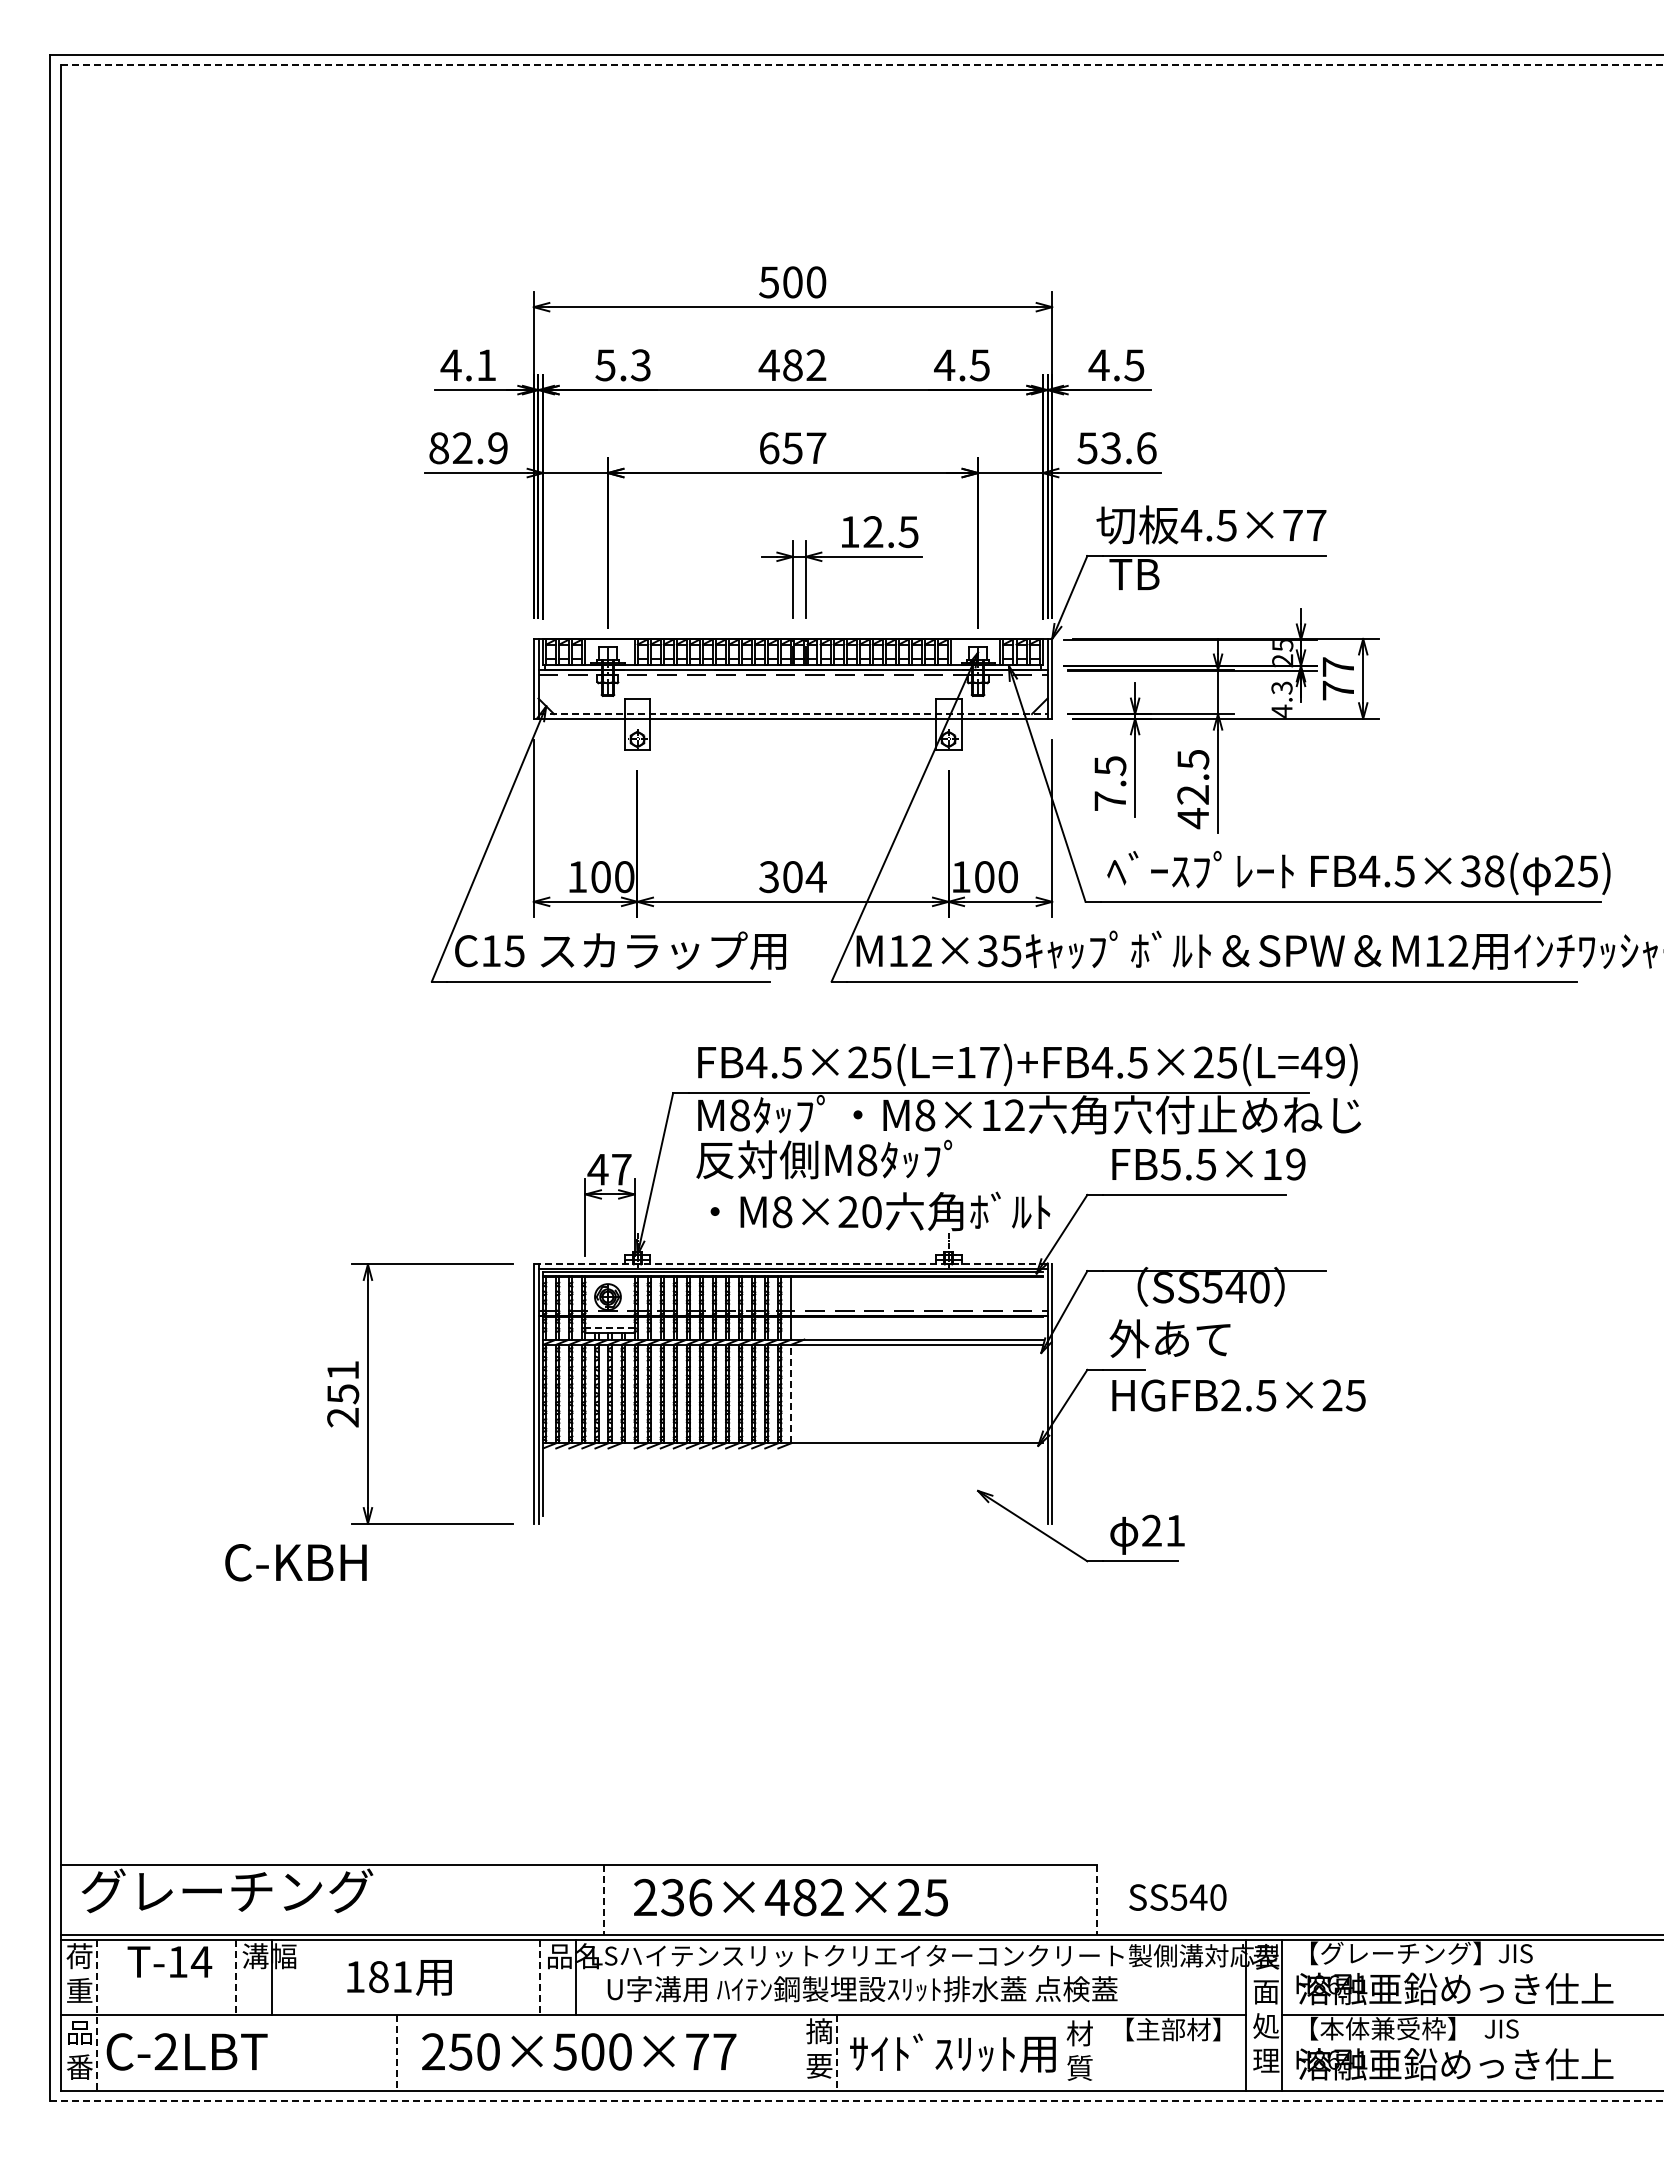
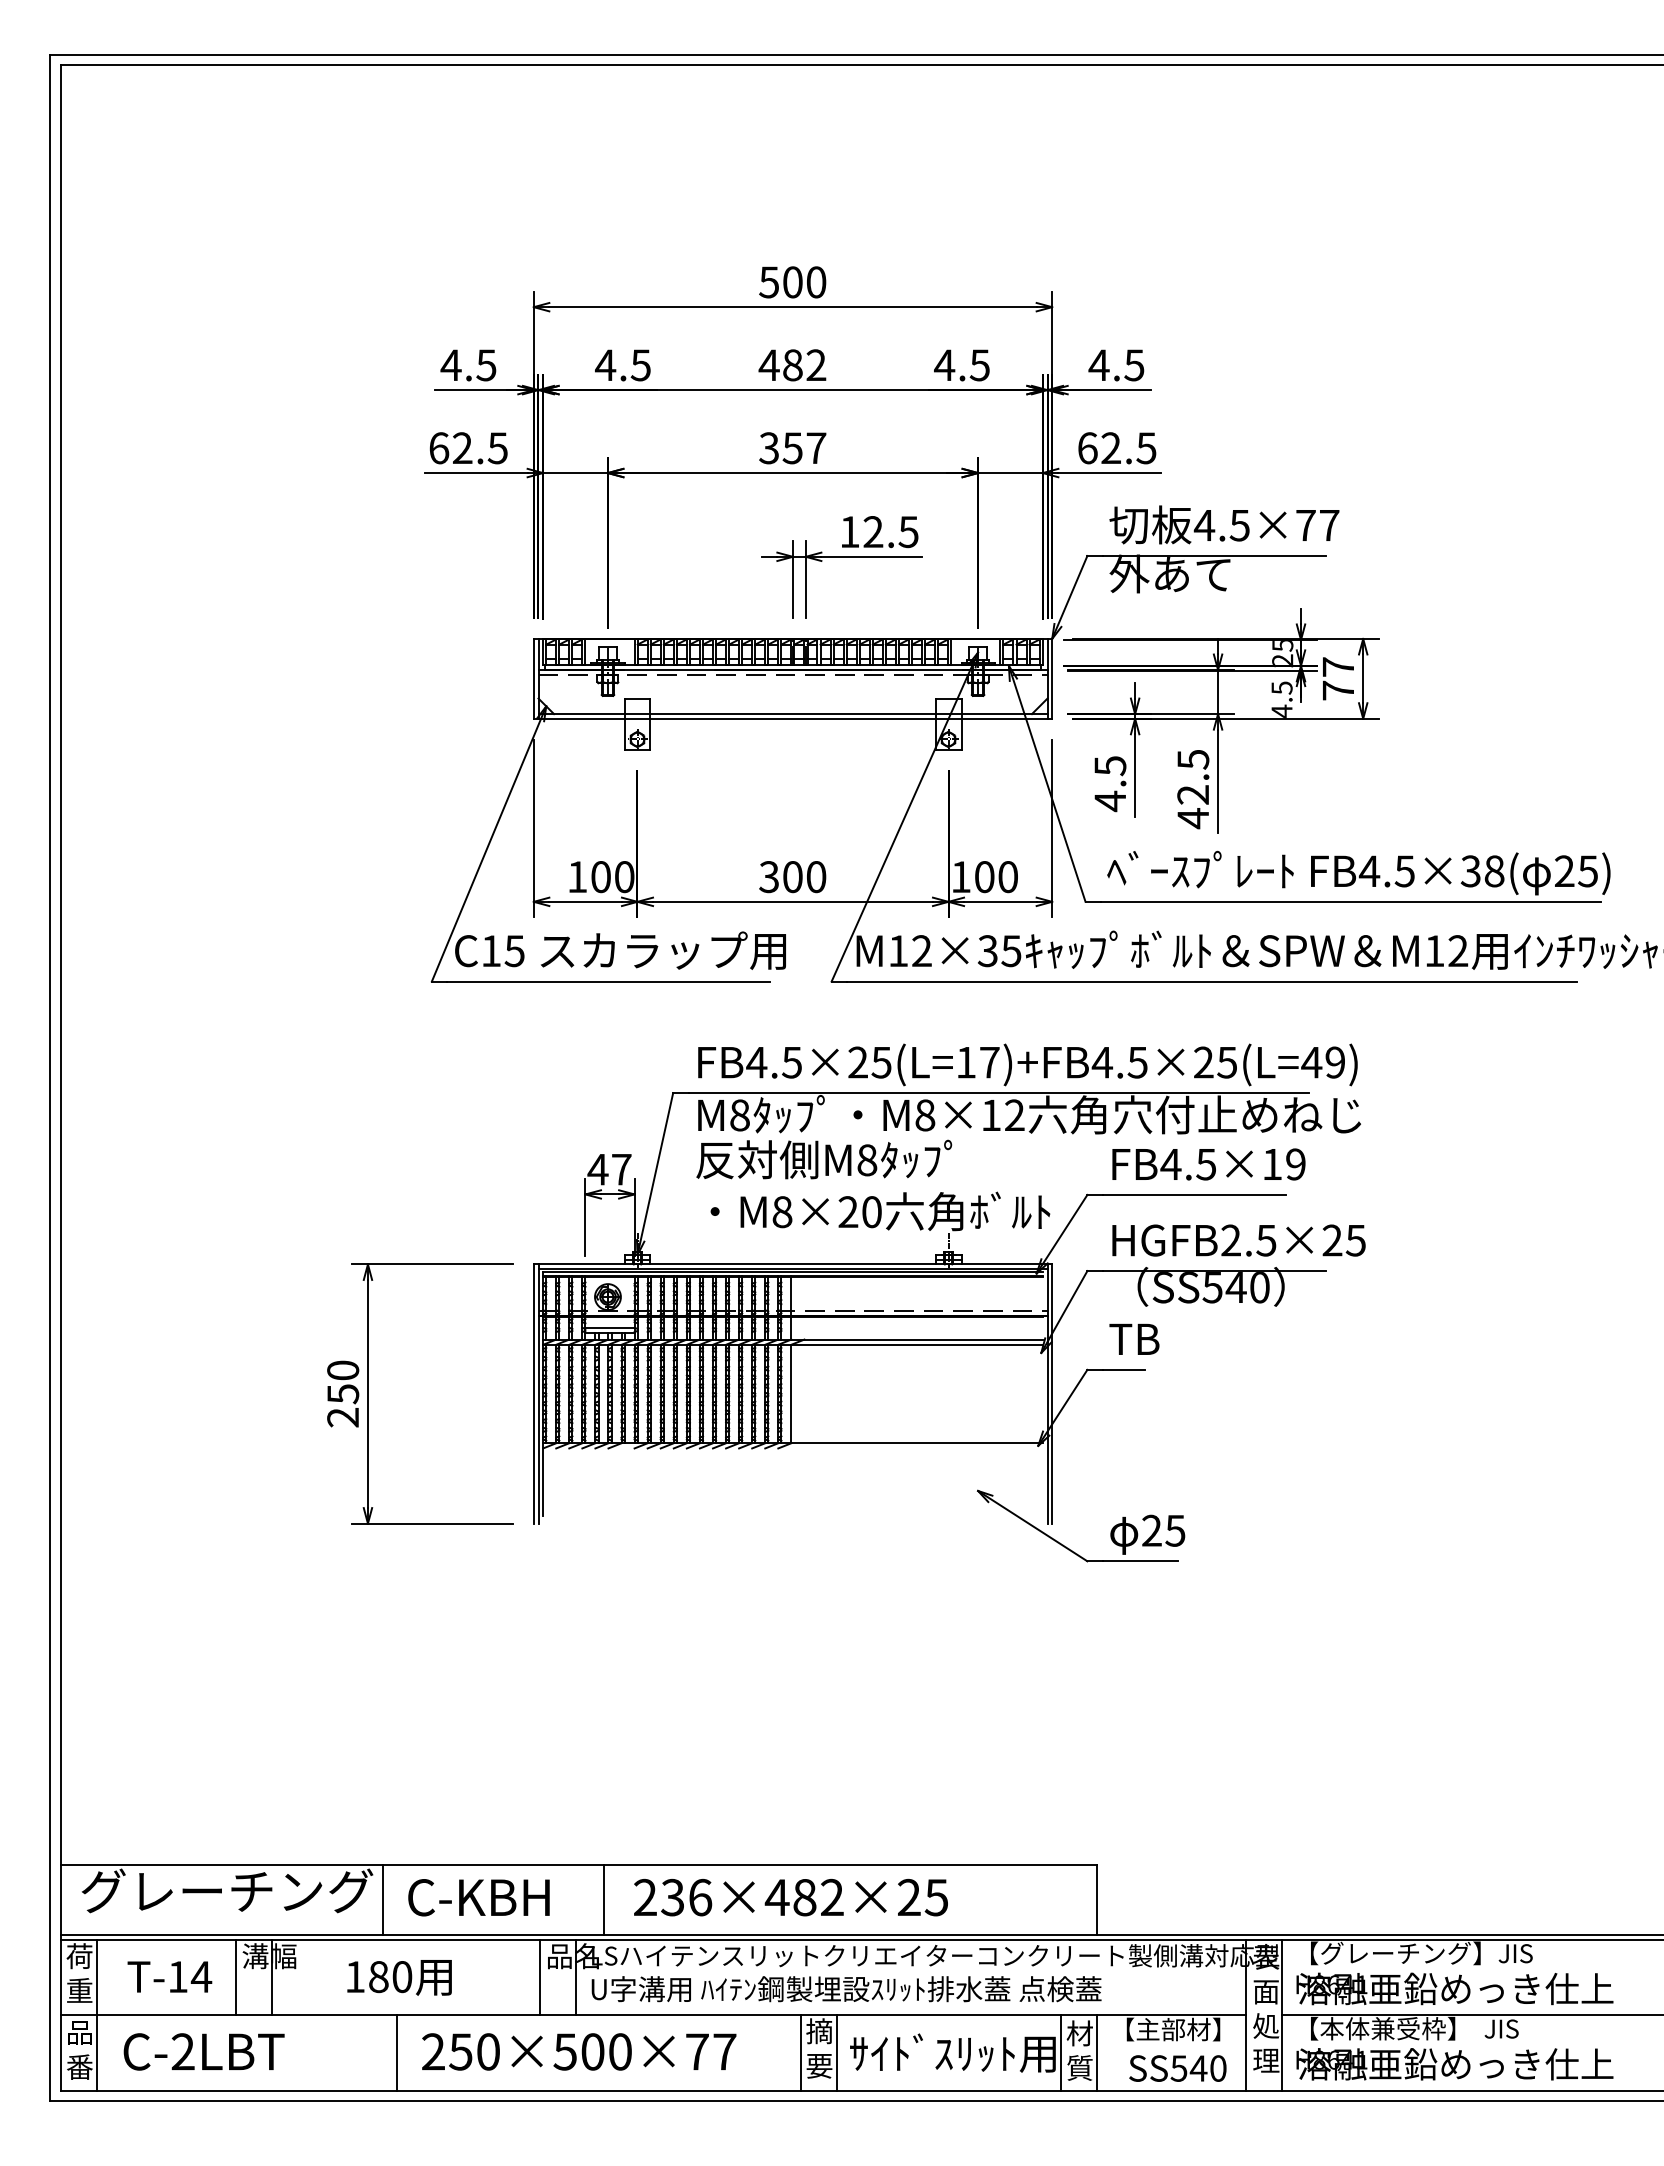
line: dashed -> solid (862, 64)
text: 4.1 -> 4.5 (486, 365)
text: 5.3 -> 4.5 (622, 365)
text: 82.9 -> 62.5 (468, 448)
text: 657 -> 357 (769, 448)
text: 53.6 -> 62.5 (1116, 448)
text position: (1211, 524) -> (1224, 524) (1224, 524)
text: TB -> 外あて (1169, 573)
text: 4.3 -> 4.5 (1281, 687)
line: dashed -> solid (793, 714)
text: 7.5 -> 4.5 (1109, 801)
text: 304 -> 300 (815, 877)
text: FB5.5×19 -> FB4.5×19 (1170, 1164)
line: dashed -> solid (793, 1264)
line: dashed -> solid (610, 1328)
text: 外あて -> TB (1169, 1338)
text: 251 -> 250 (343, 1370)
line: dashed -> solid (791, 1393)
text position: (1238, 1395) -> (1238, 1240) (1238, 1240)
text: 21 -> 25 (1175, 1530)
text position: (295, 1562) -> (478, 1897) (478, 1897)
text position: (1177, 1897) -> (1177, 2068) (1177, 2068)
line: none -> present (382, 1899)
line: dashed -> solid (603, 1900)
line: dashed -> solid (1097, 1900)
text position: (169, 1961) -> (169, 1976) (169, 1976)
line: dashed -> solid (235, 1977)
text: 181 -> 180 (402, 1977)
line: dashed -> solid (540, 1977)
text position: (862, 1989) -> (846, 1989) (846, 1989)
line: dashed -> solid (96, 2015)
text position: (186, 2051) -> (203, 2051) (203, 2051)
line: dashed -> solid (397, 2052)
line: none -> present (800, 2052)
line: dashed -> solid (836, 2052)
line: none -> present (1060, 2052)
line: none -> present (1097, 2052)
line: dashed -> solid (856, 2101)
